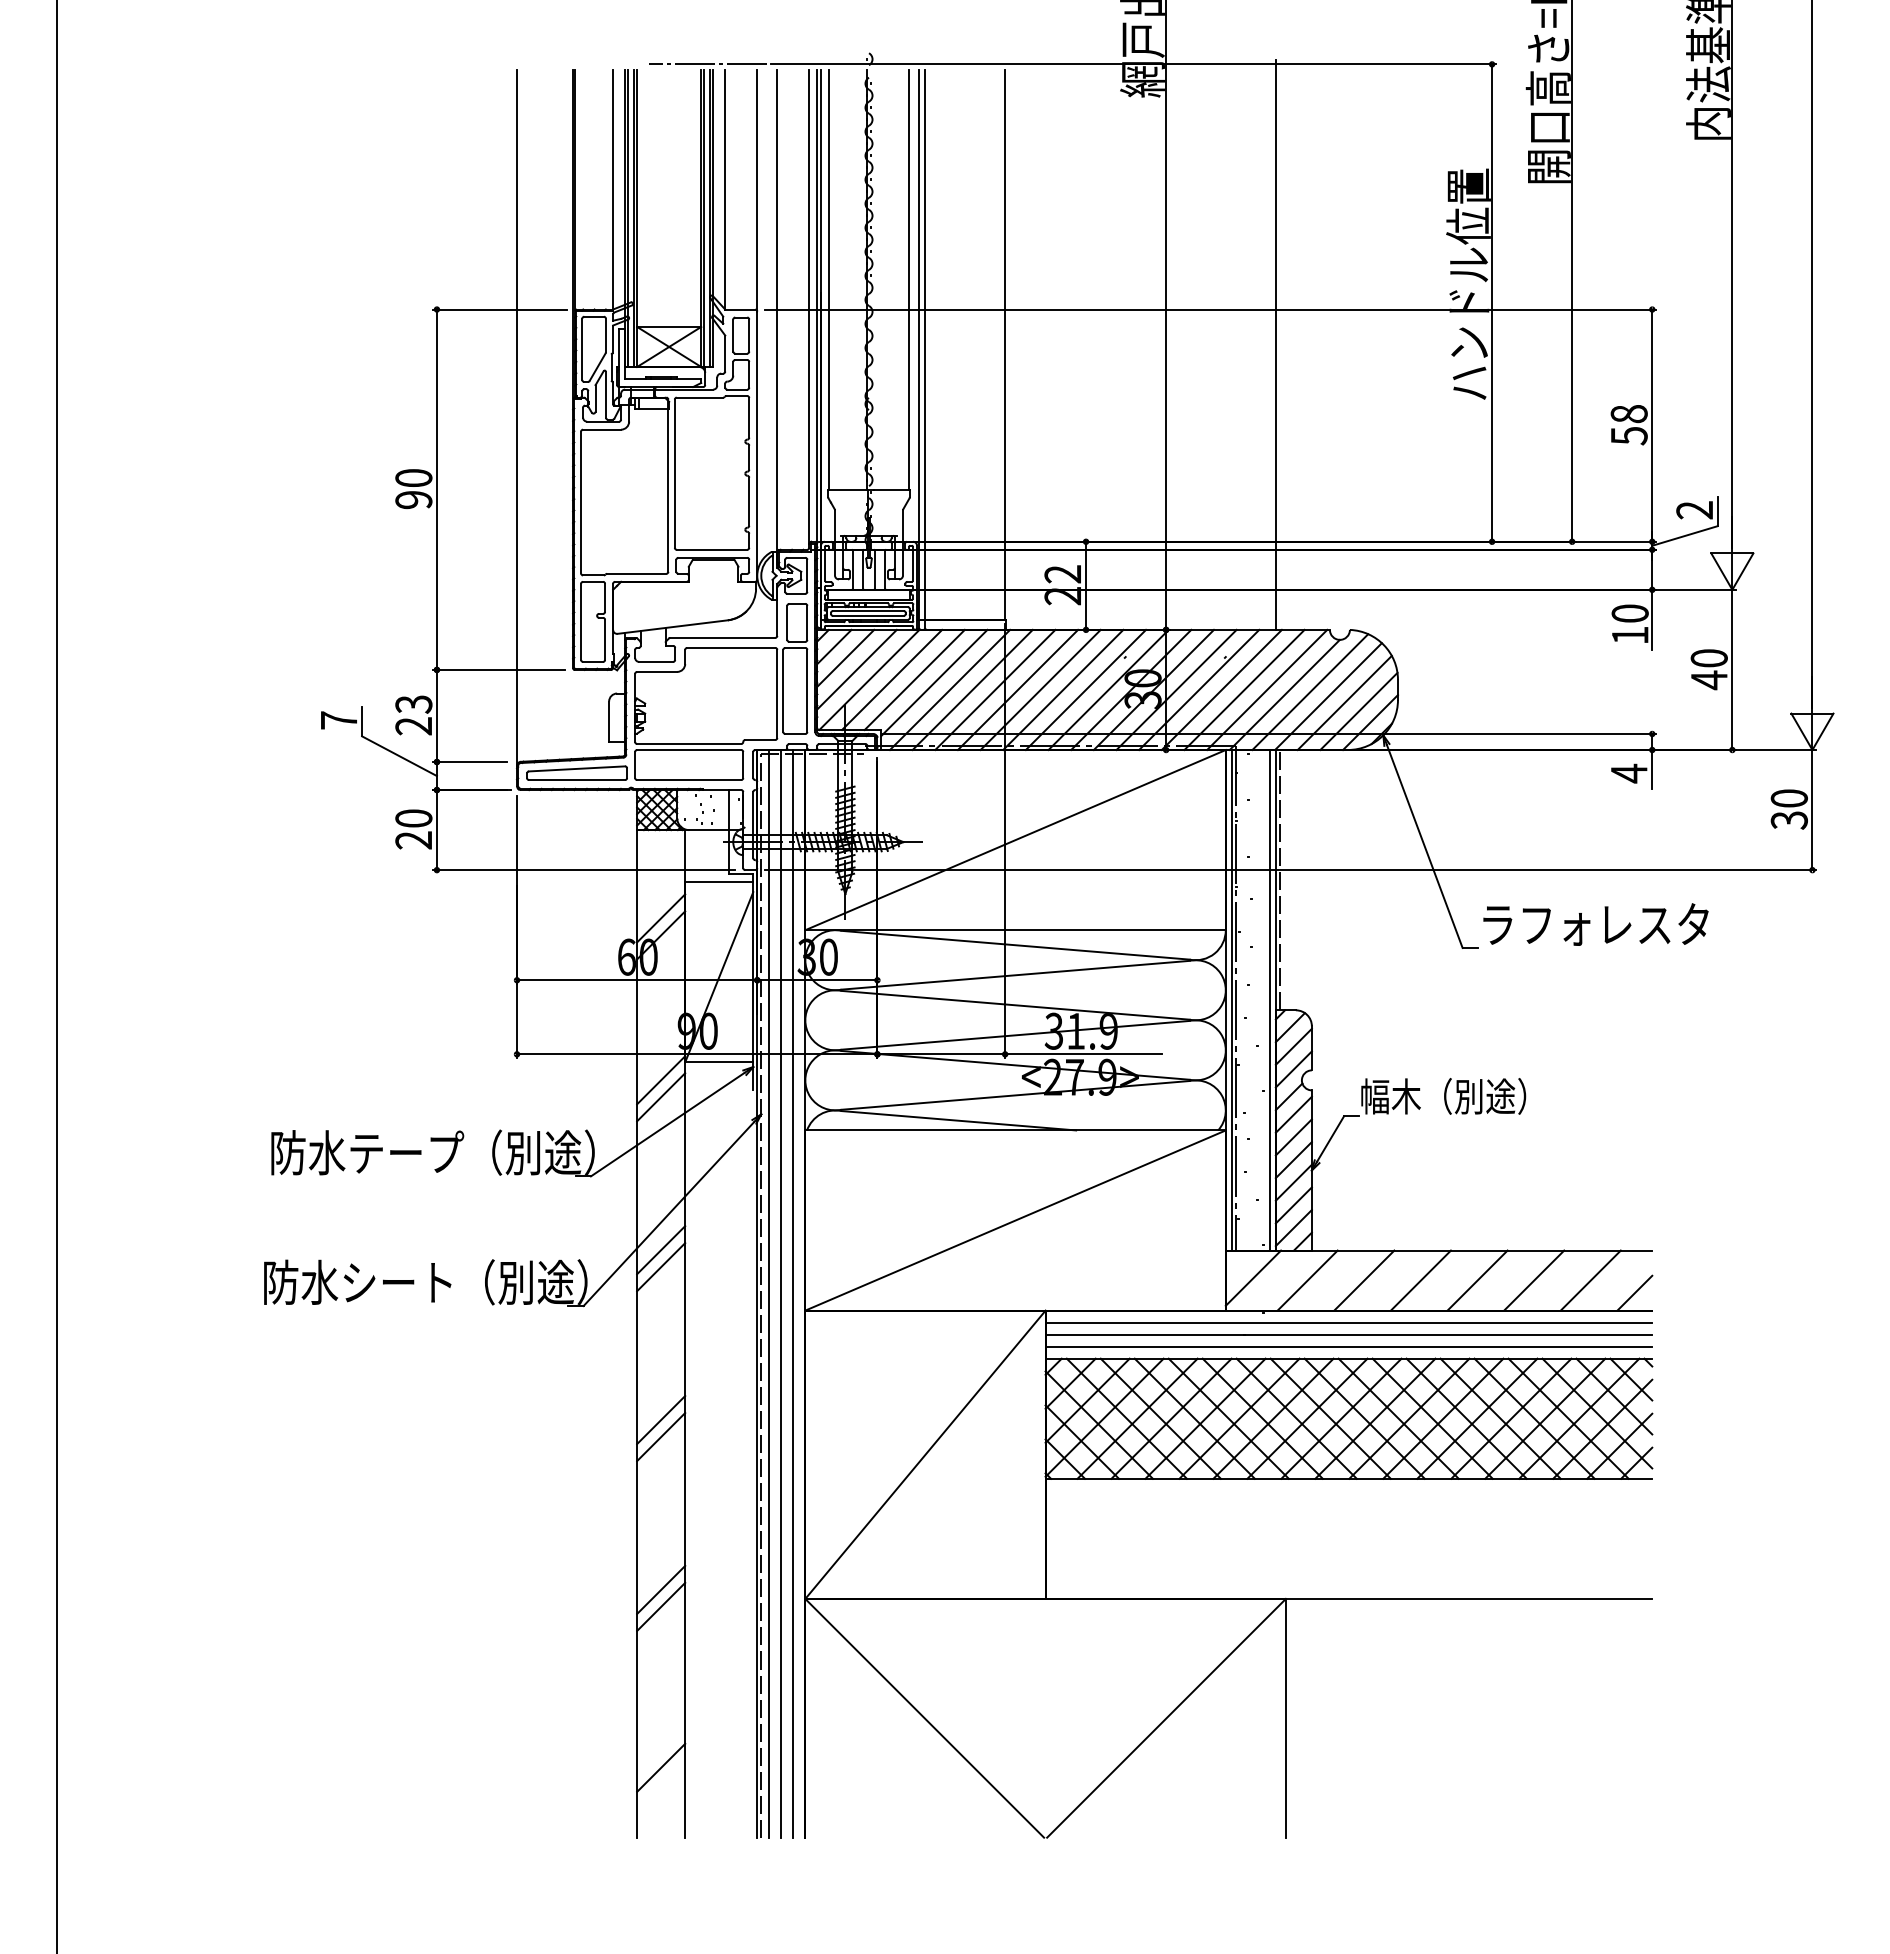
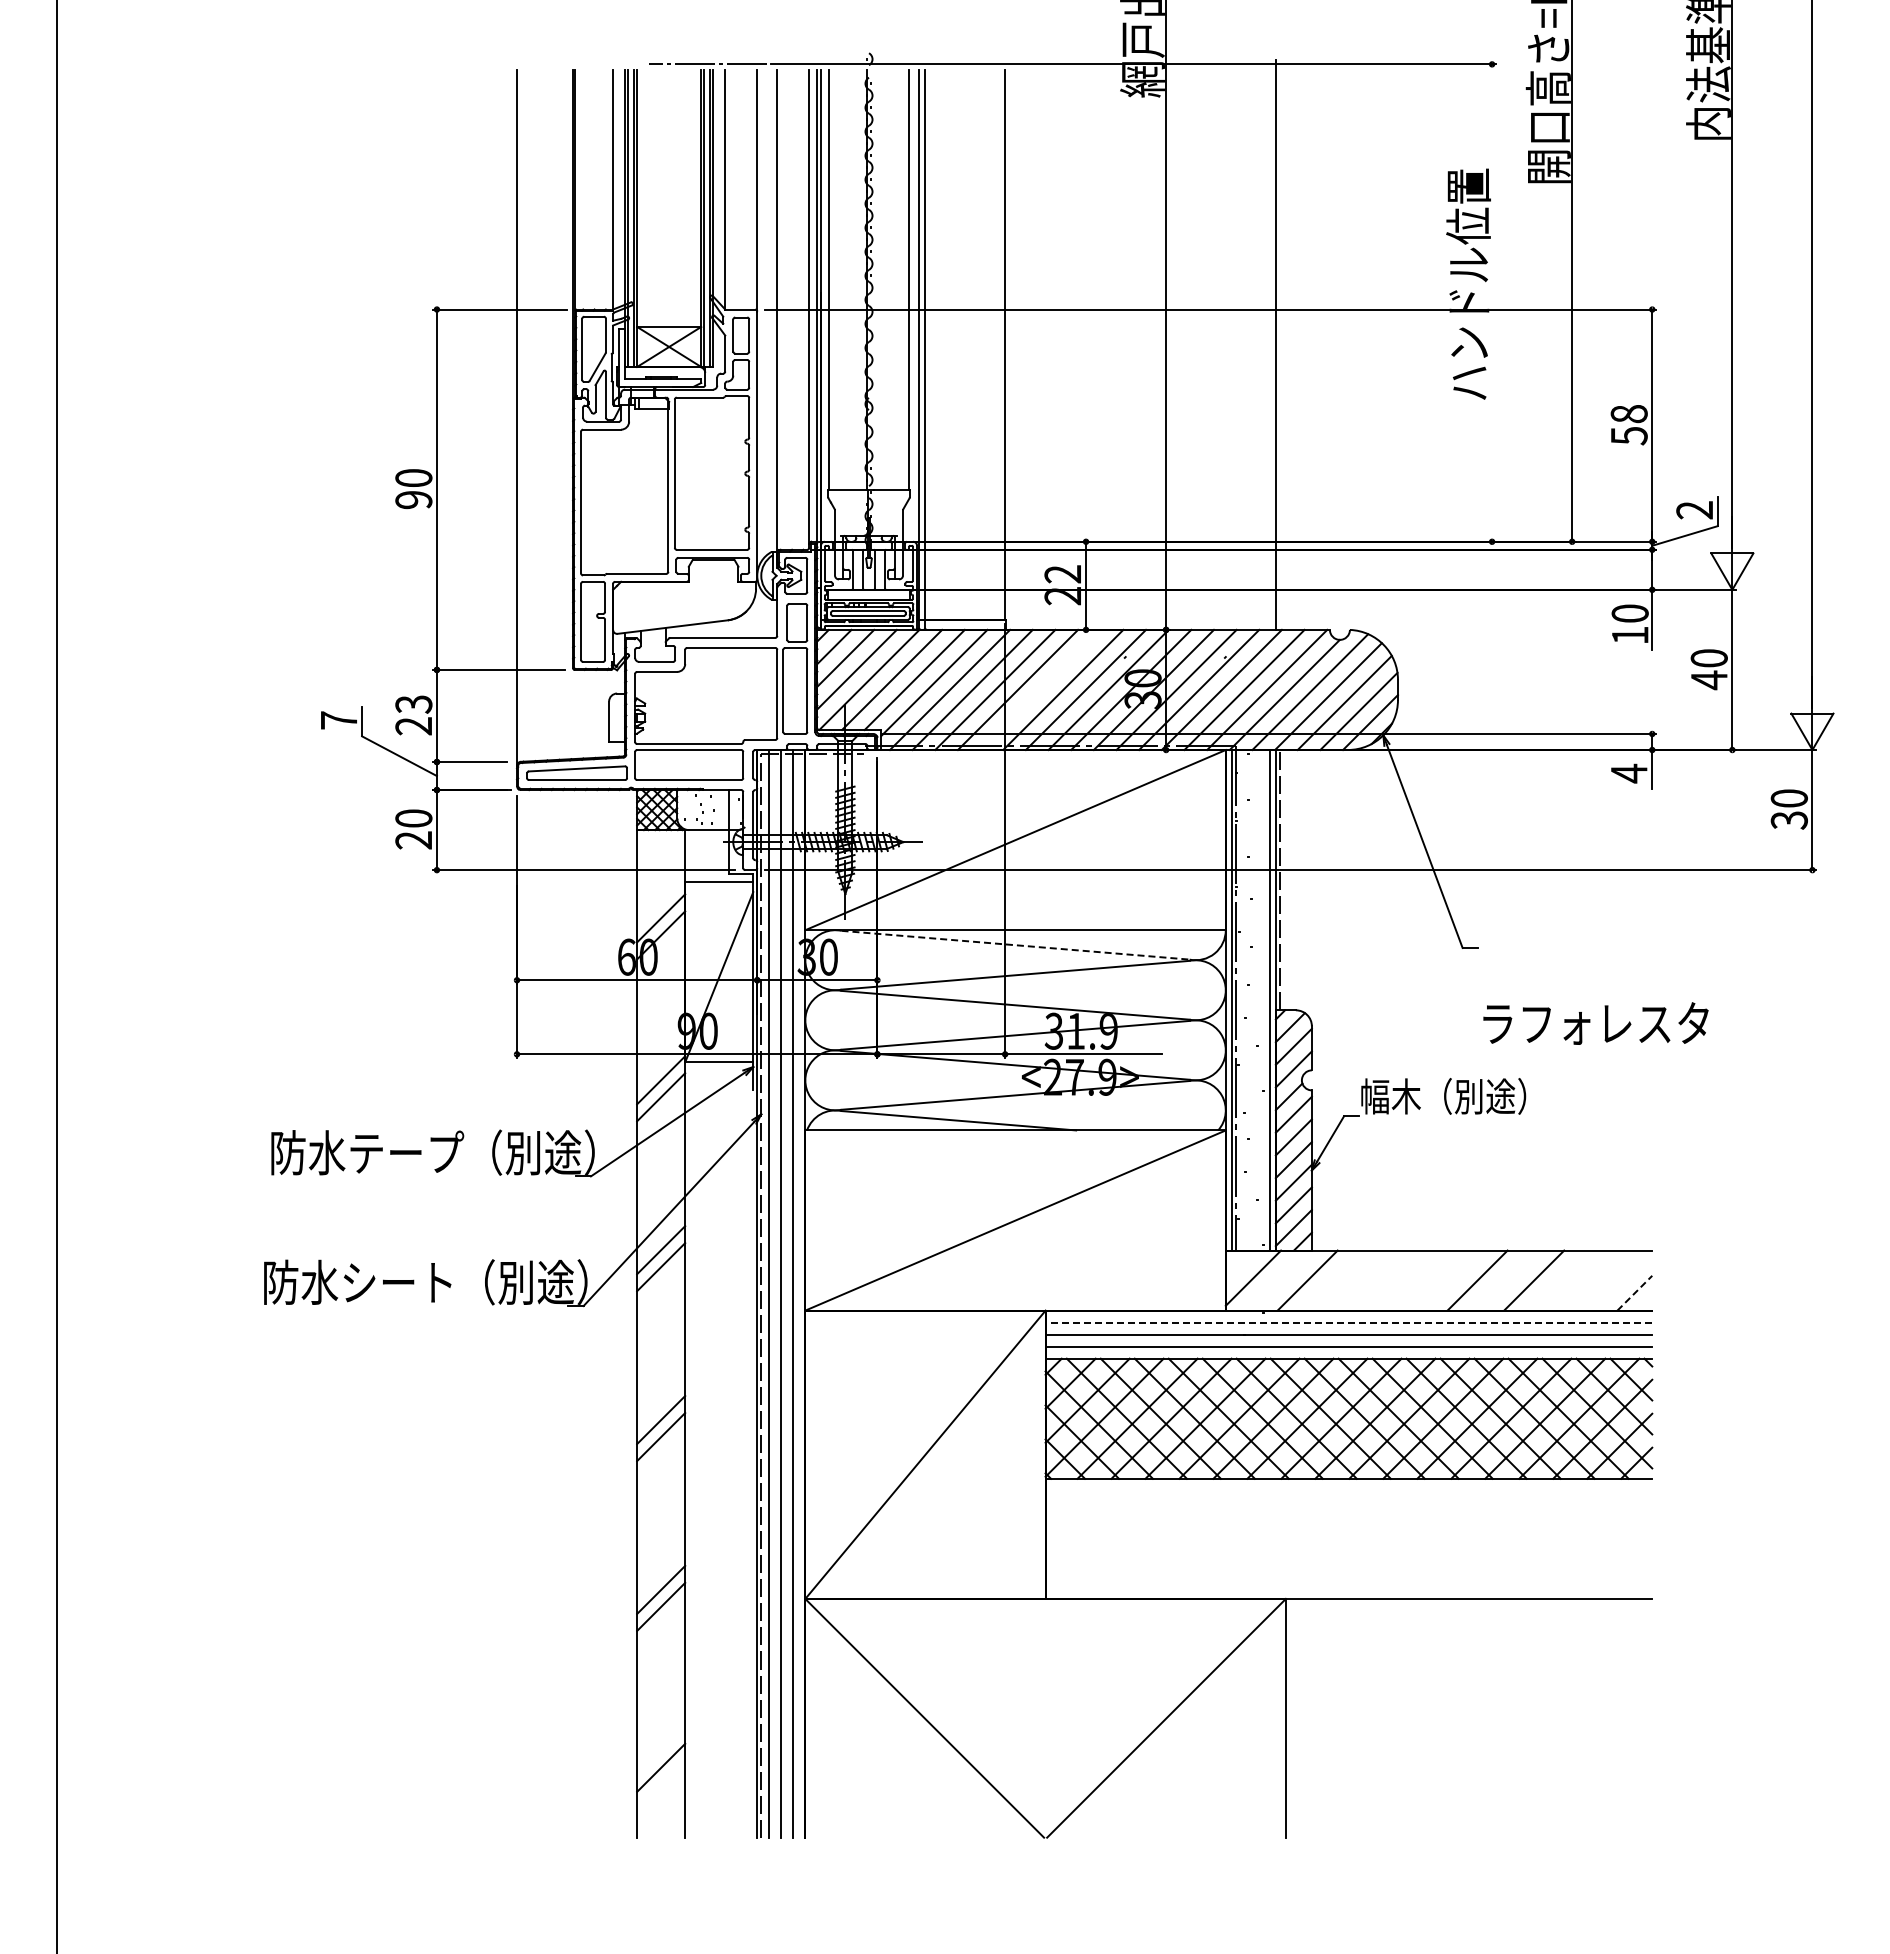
line: present -> none (1492, 302)
line: present -> none (1040, 689)
text position: (1595, 924) -> (1595, 1023) (1595, 1023)
line: solid -> dashed (1015, 945)
line: present -> none (1364, 1280)
line: present -> none (1420, 1280)
line: present -> none (1590, 1280)
line: solid -> dashed (1634, 1293)
line: solid -> dashed (1348, 1322)
